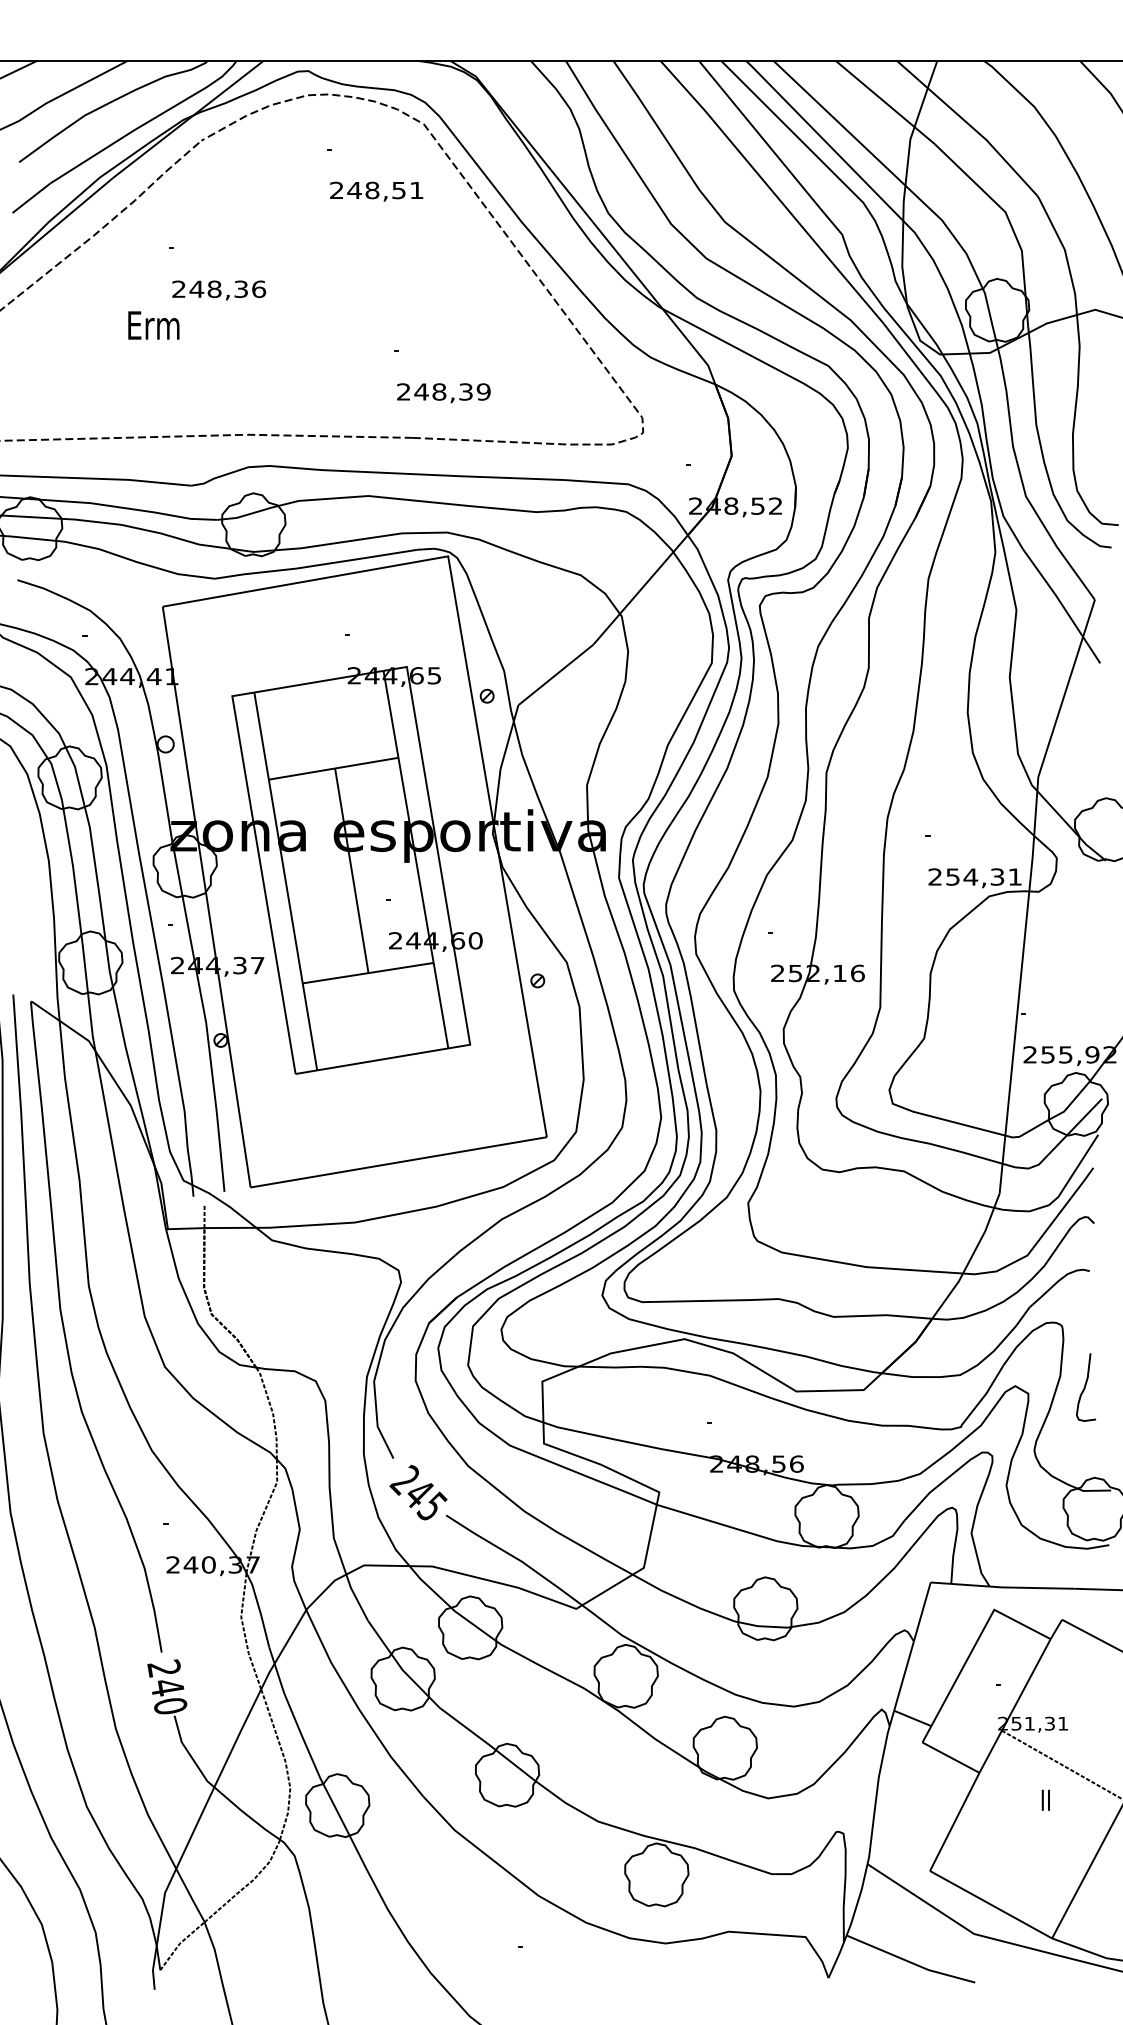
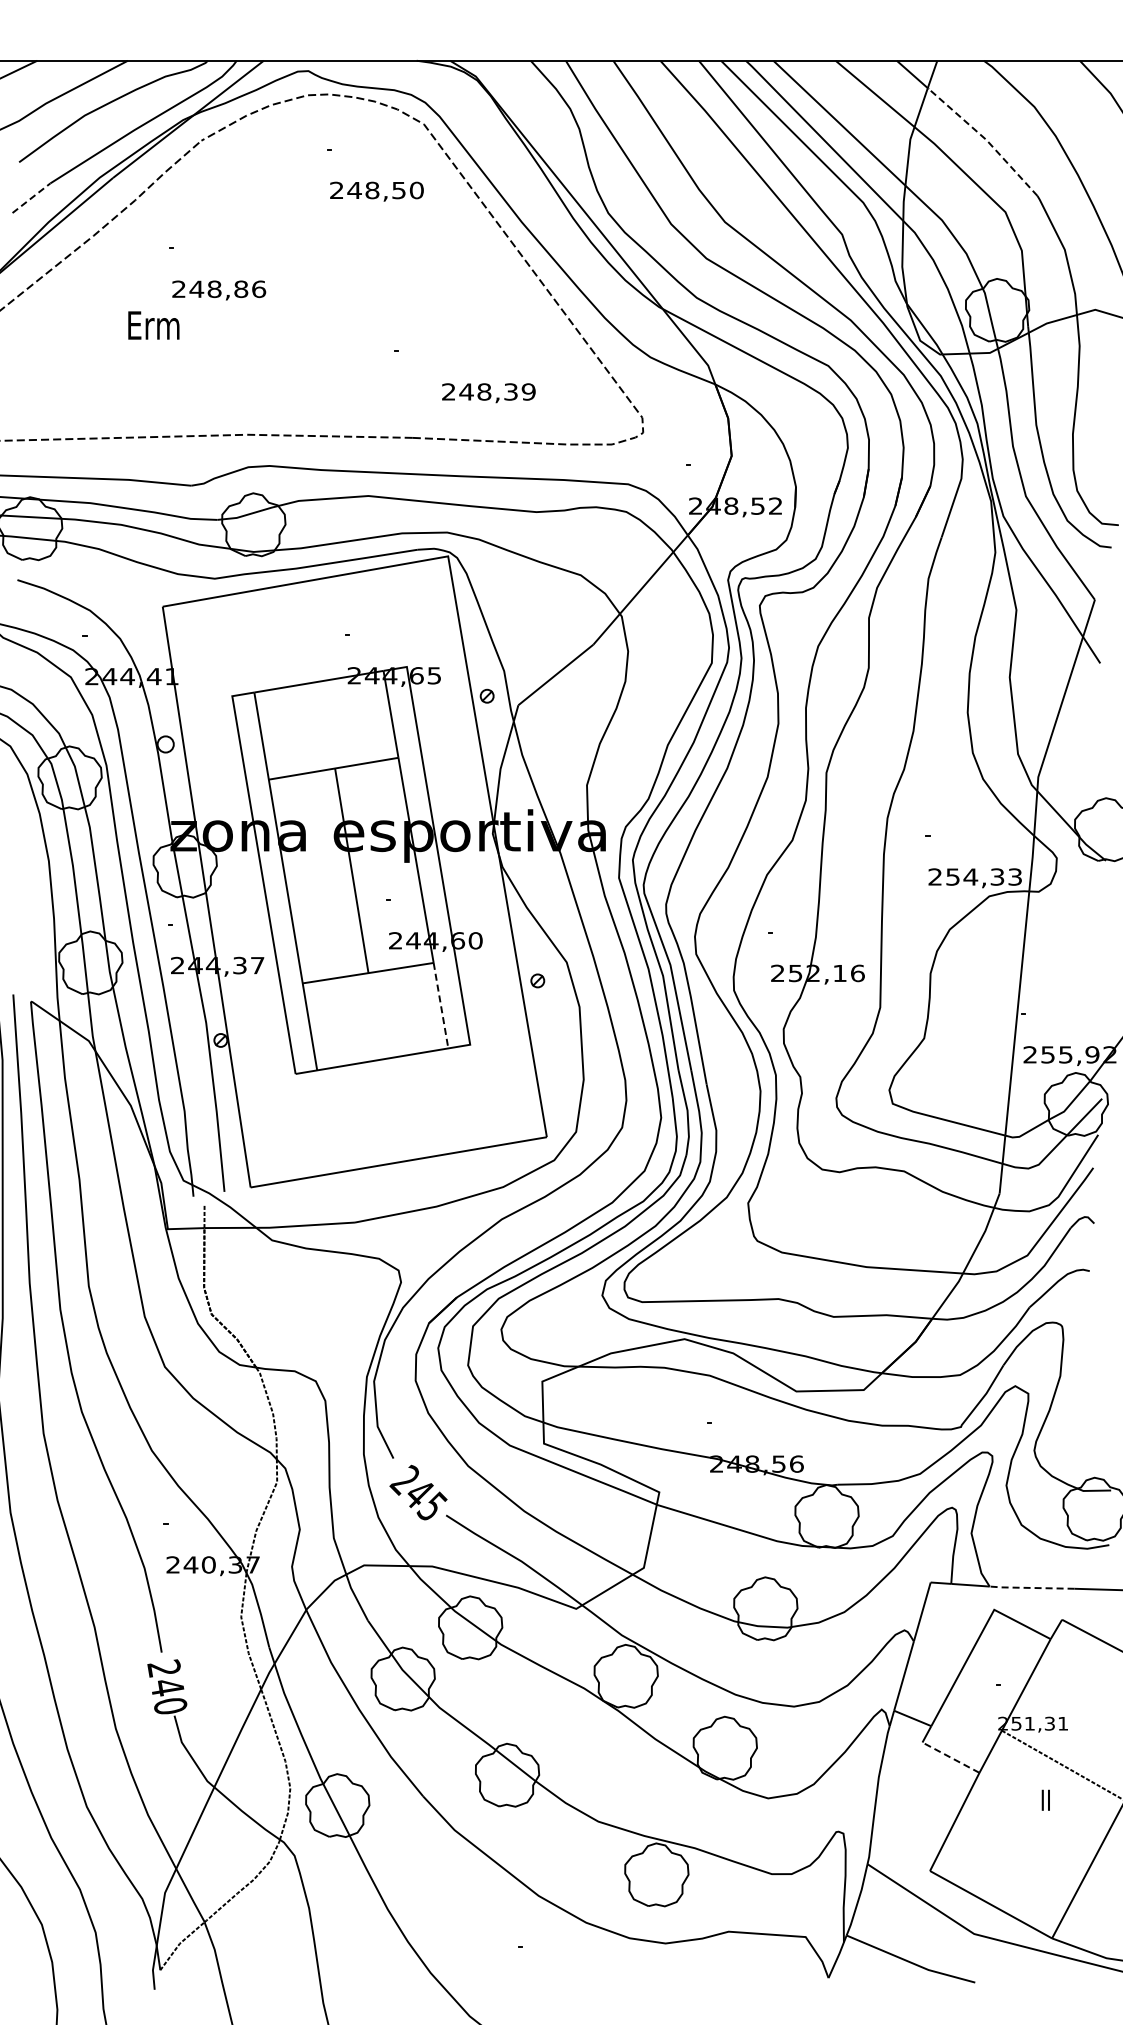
line: solid -> dashed (985, 139)
text: 248,51 -> 248,50 (416, 190)
line: solid -> dashed (31, 197)
text: 248,36 -> 248,86 (241, 288)
text position: (443, 393) -> (488, 393) (488, 393)
text: 254,31 -> 254,33 (1014, 876)
line: solid -> dashed (441, 1006)
curve: present -> none (1085, 1387)
line: solid -> dashed (1030, 1587)
line: solid -> dashed (950, 1757)
